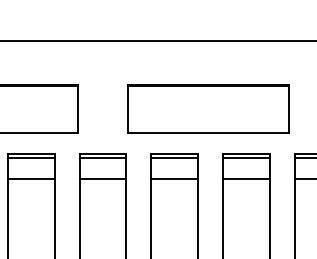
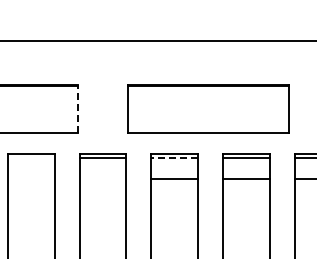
line: solid -> dashed (78, 109)
line: present -> none (30, 158)
line: solid -> dashed (174, 158)
line: present -> none (30, 179)
line: present -> none (102, 179)
